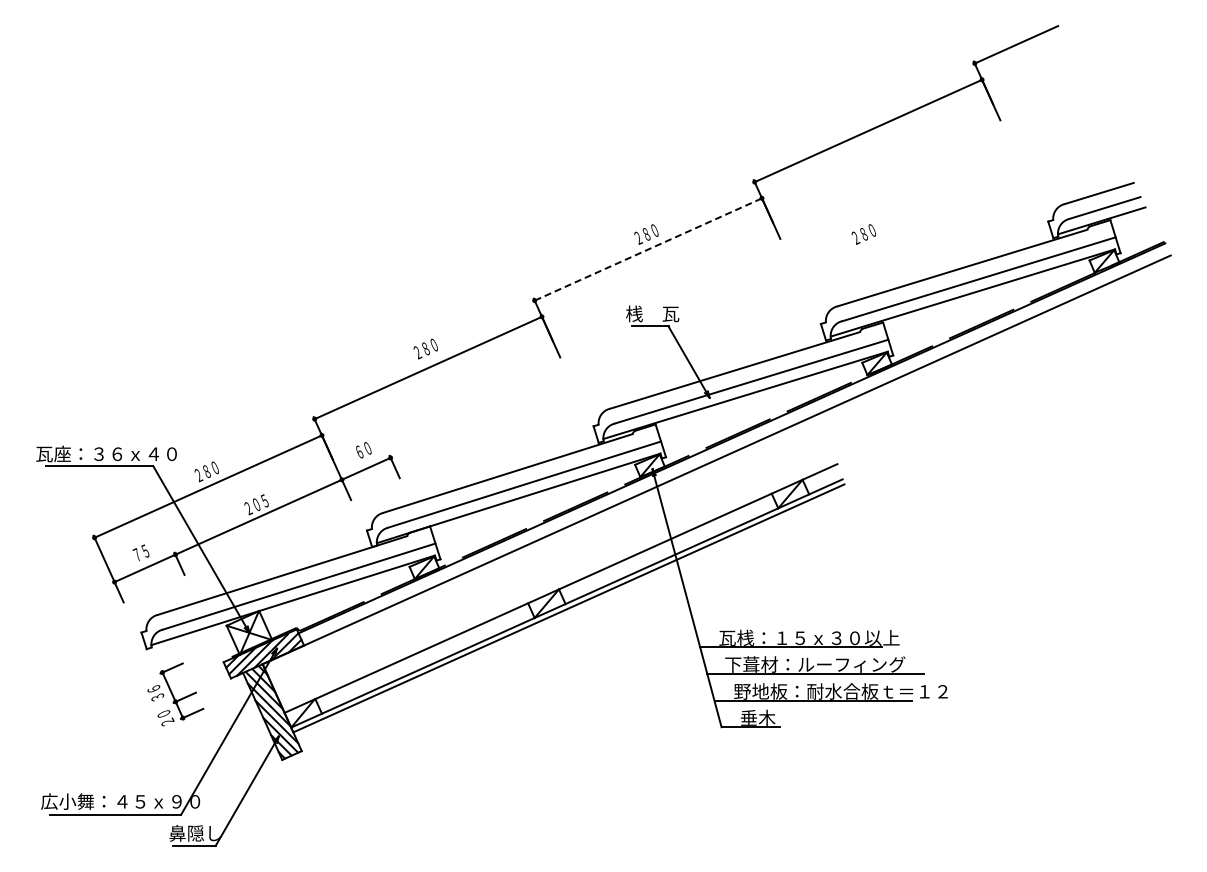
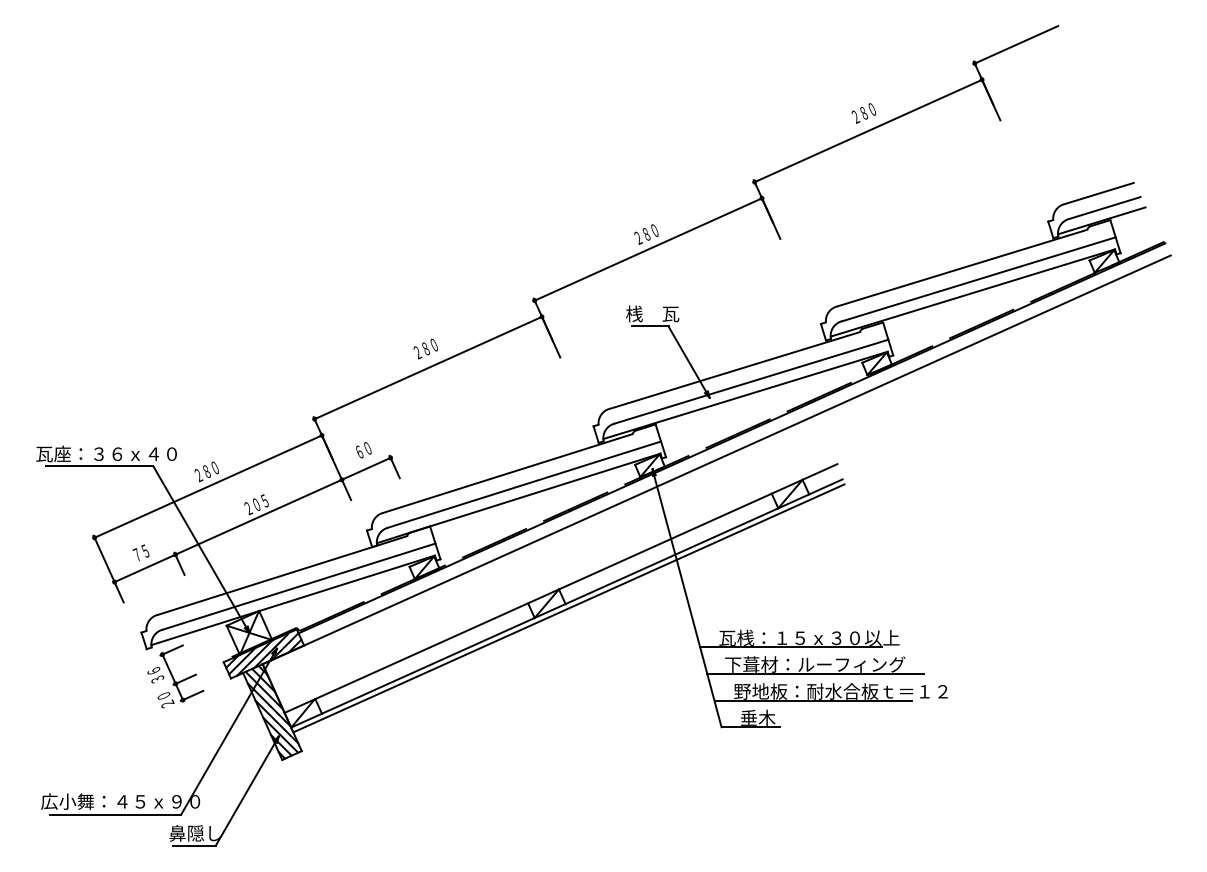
text position: (863, 234) -> (863, 113) (863, 113)
line: dashed -> solid (648, 249)
part position: (175, 694) -> (175, 676) (175, 676)
